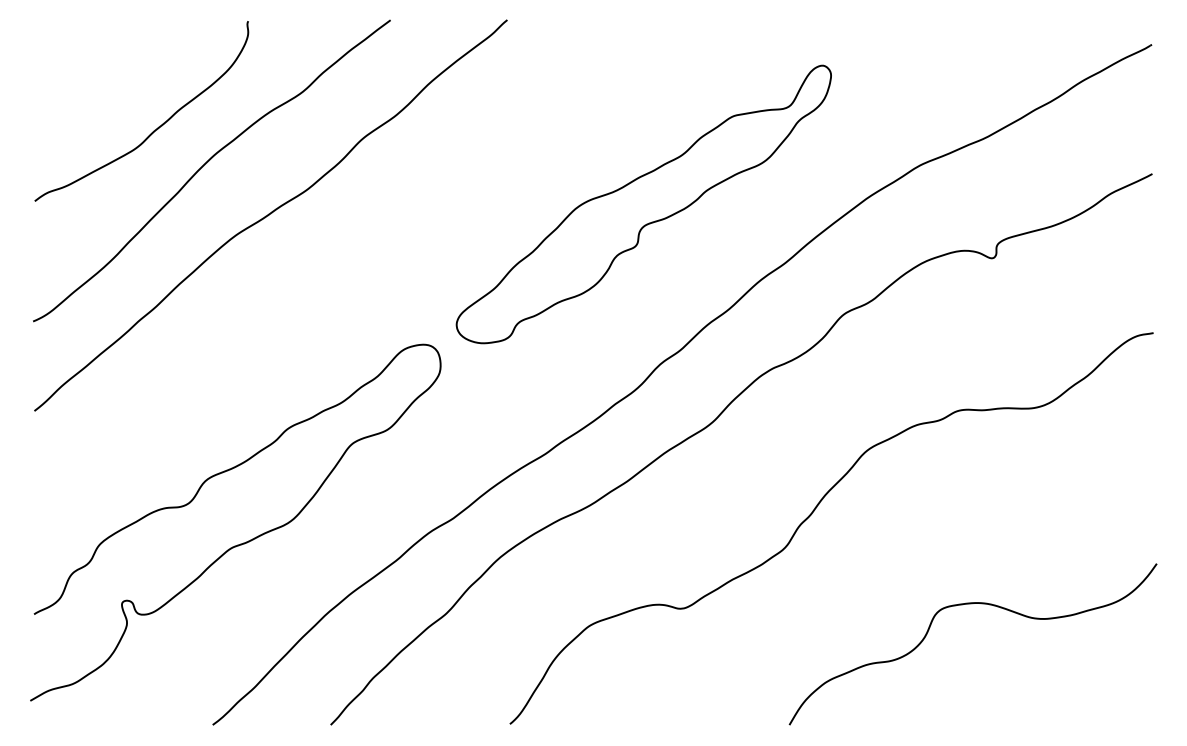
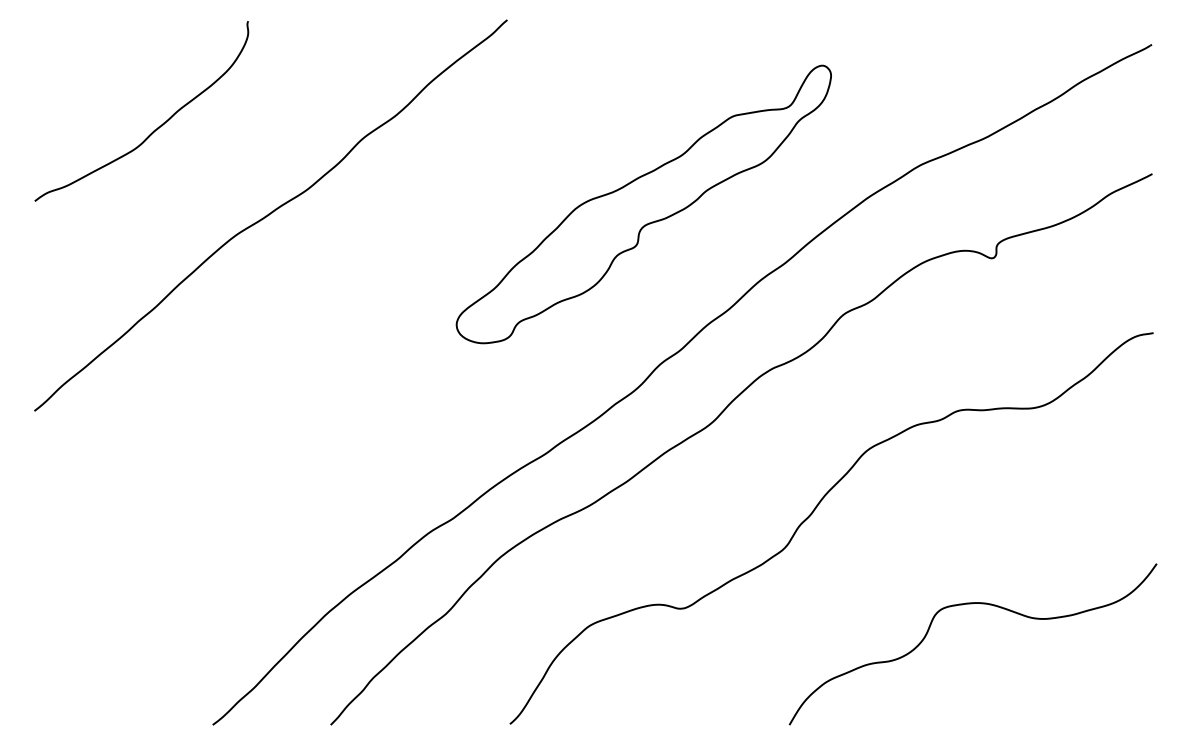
curve: present -> none (207, 163)
curve: present -> none (243, 542)
